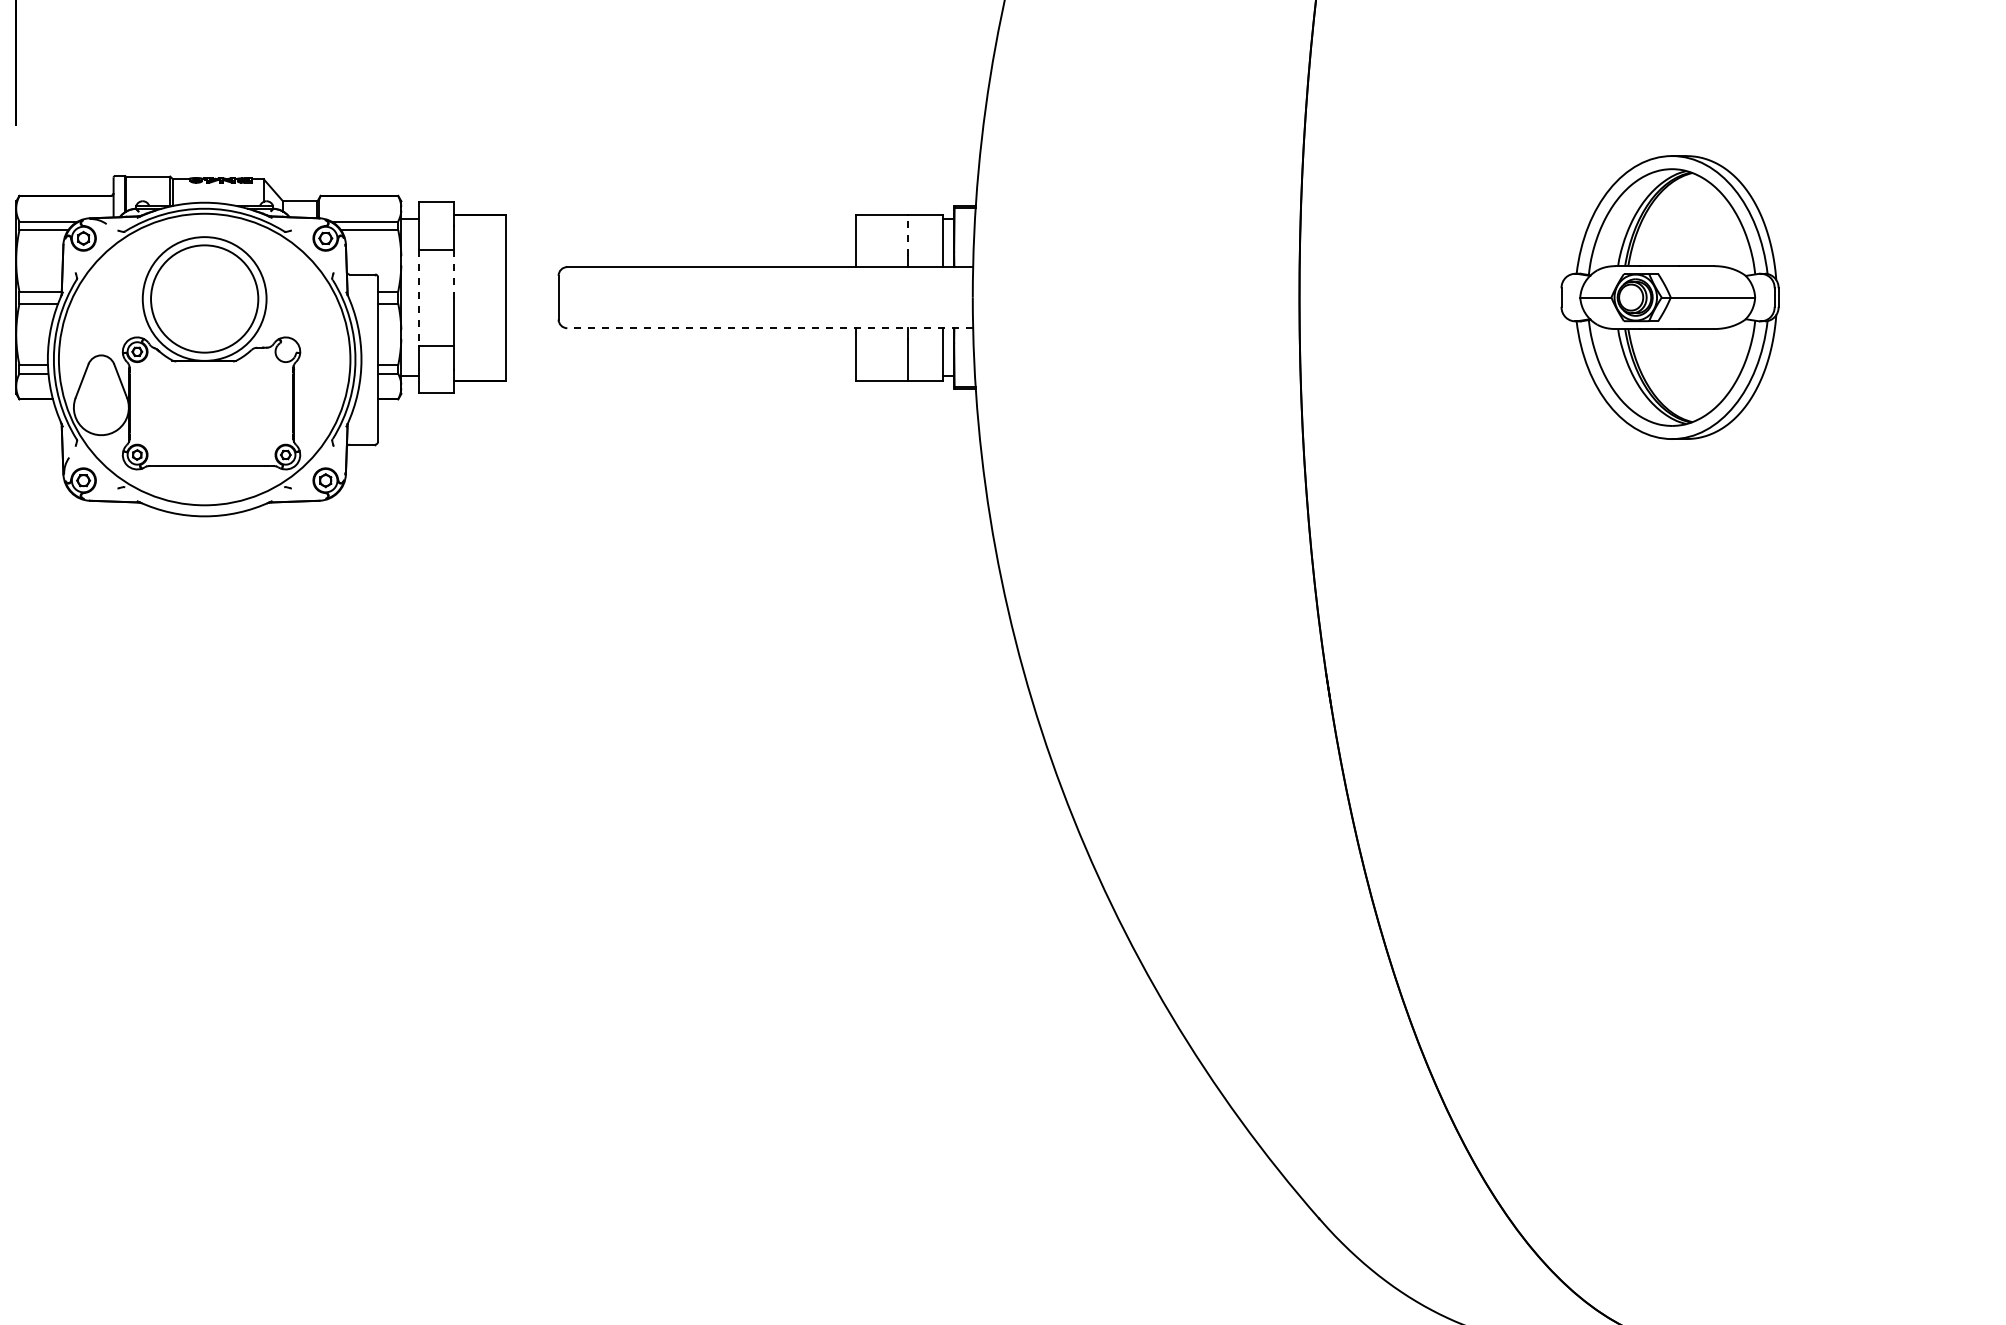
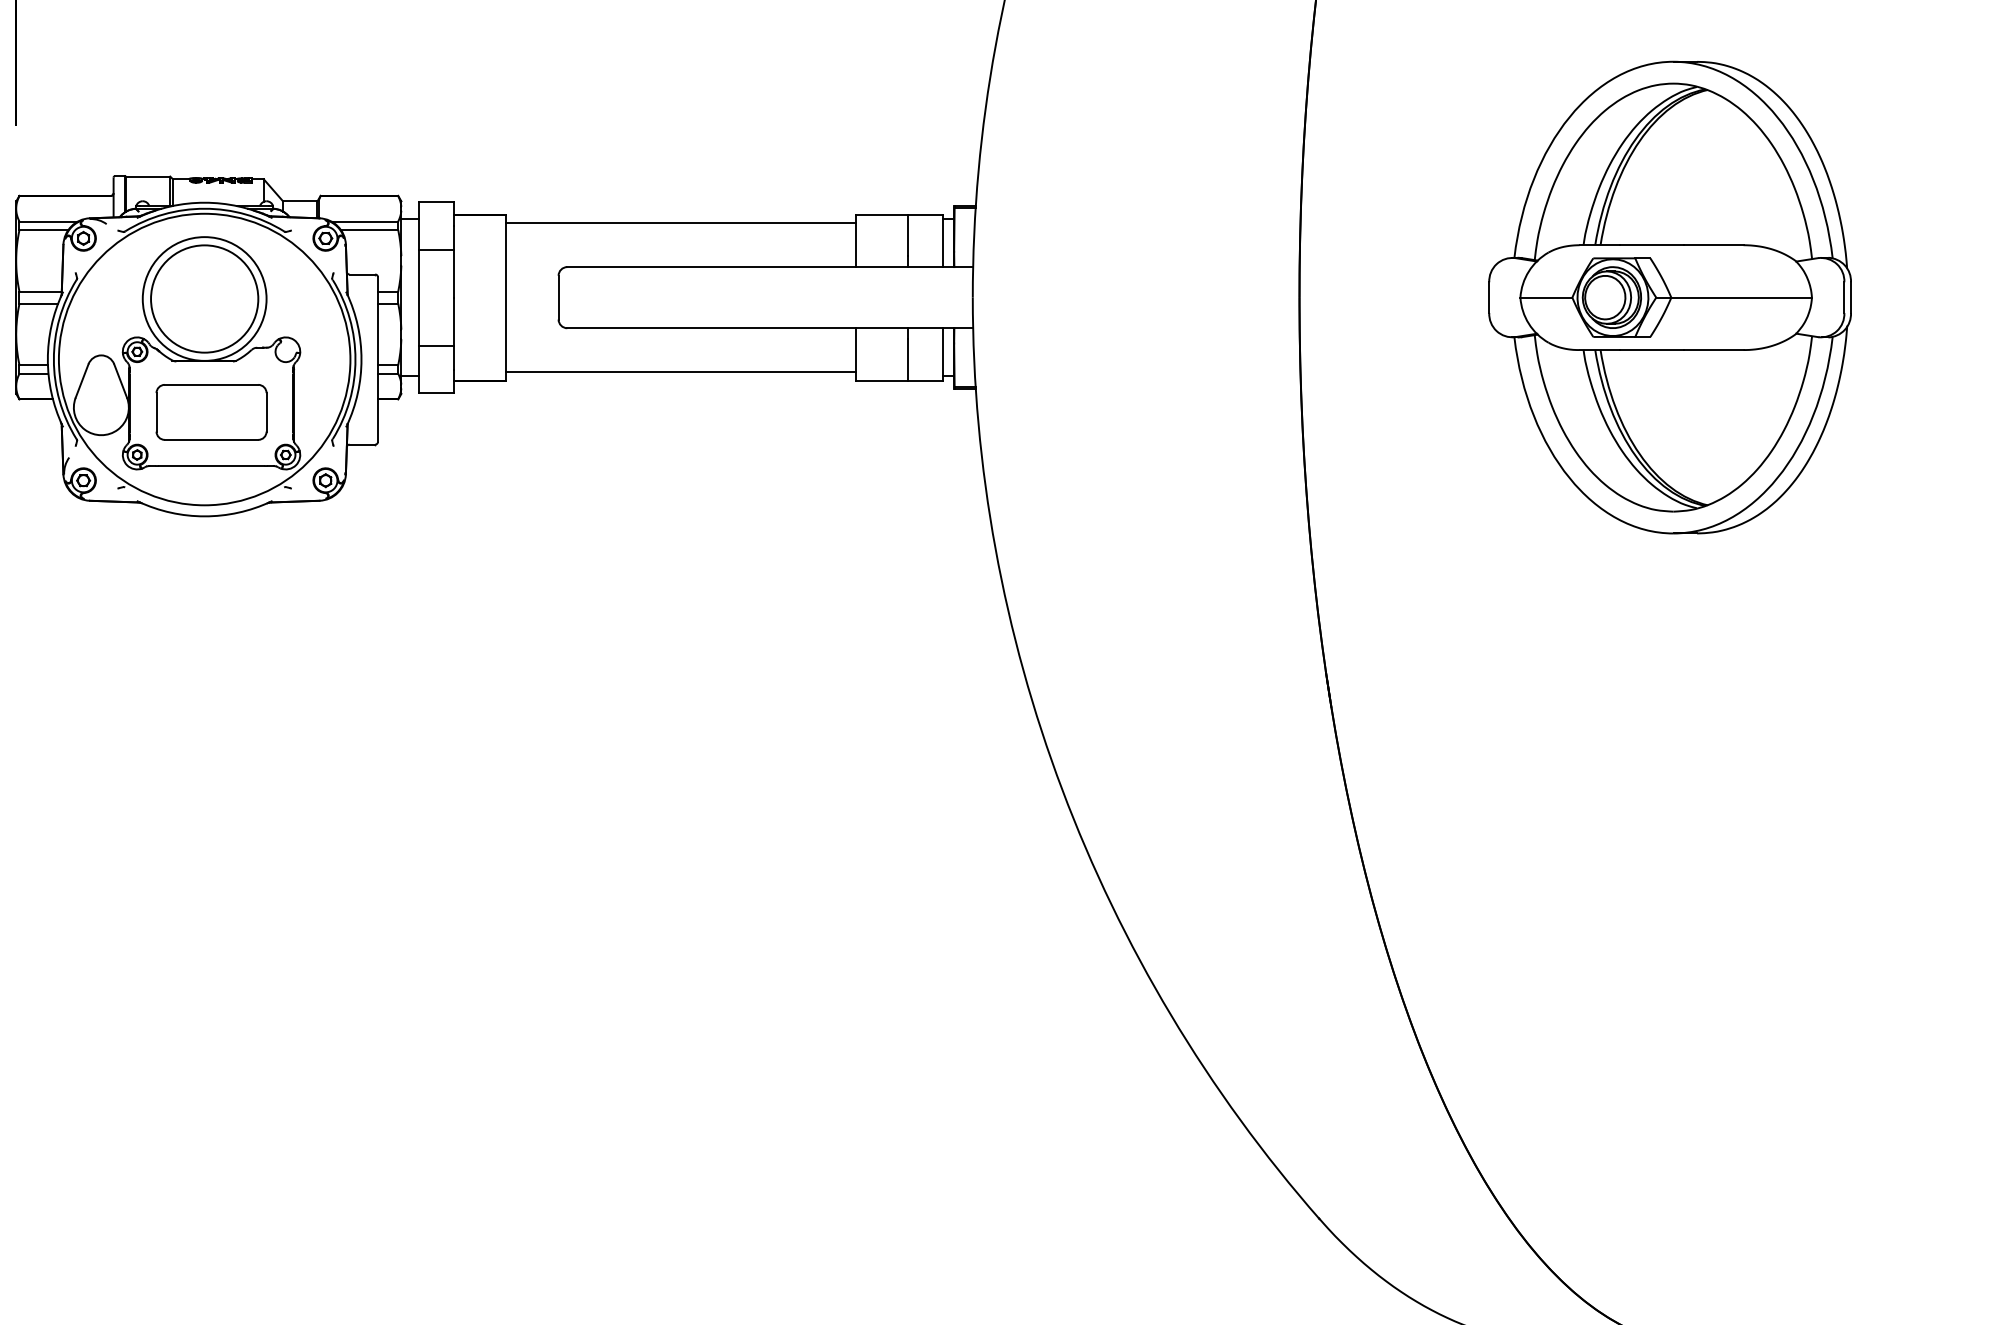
line: none -> present (680, 223)
line: dashed -> solid (908, 235)
line: dashed -> solid (453, 273)
line: dashed -> solid (418, 297)
part size: 220x285 px -> 364x475 px (1669, 297)
line: dashed -> solid (770, 328)
line: none -> present (680, 372)
part: none -> present (211, 412)
